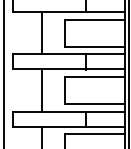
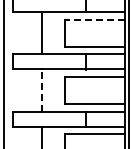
line: solid -> dashed (94, 19)
line: solid -> dashed (42, 90)
